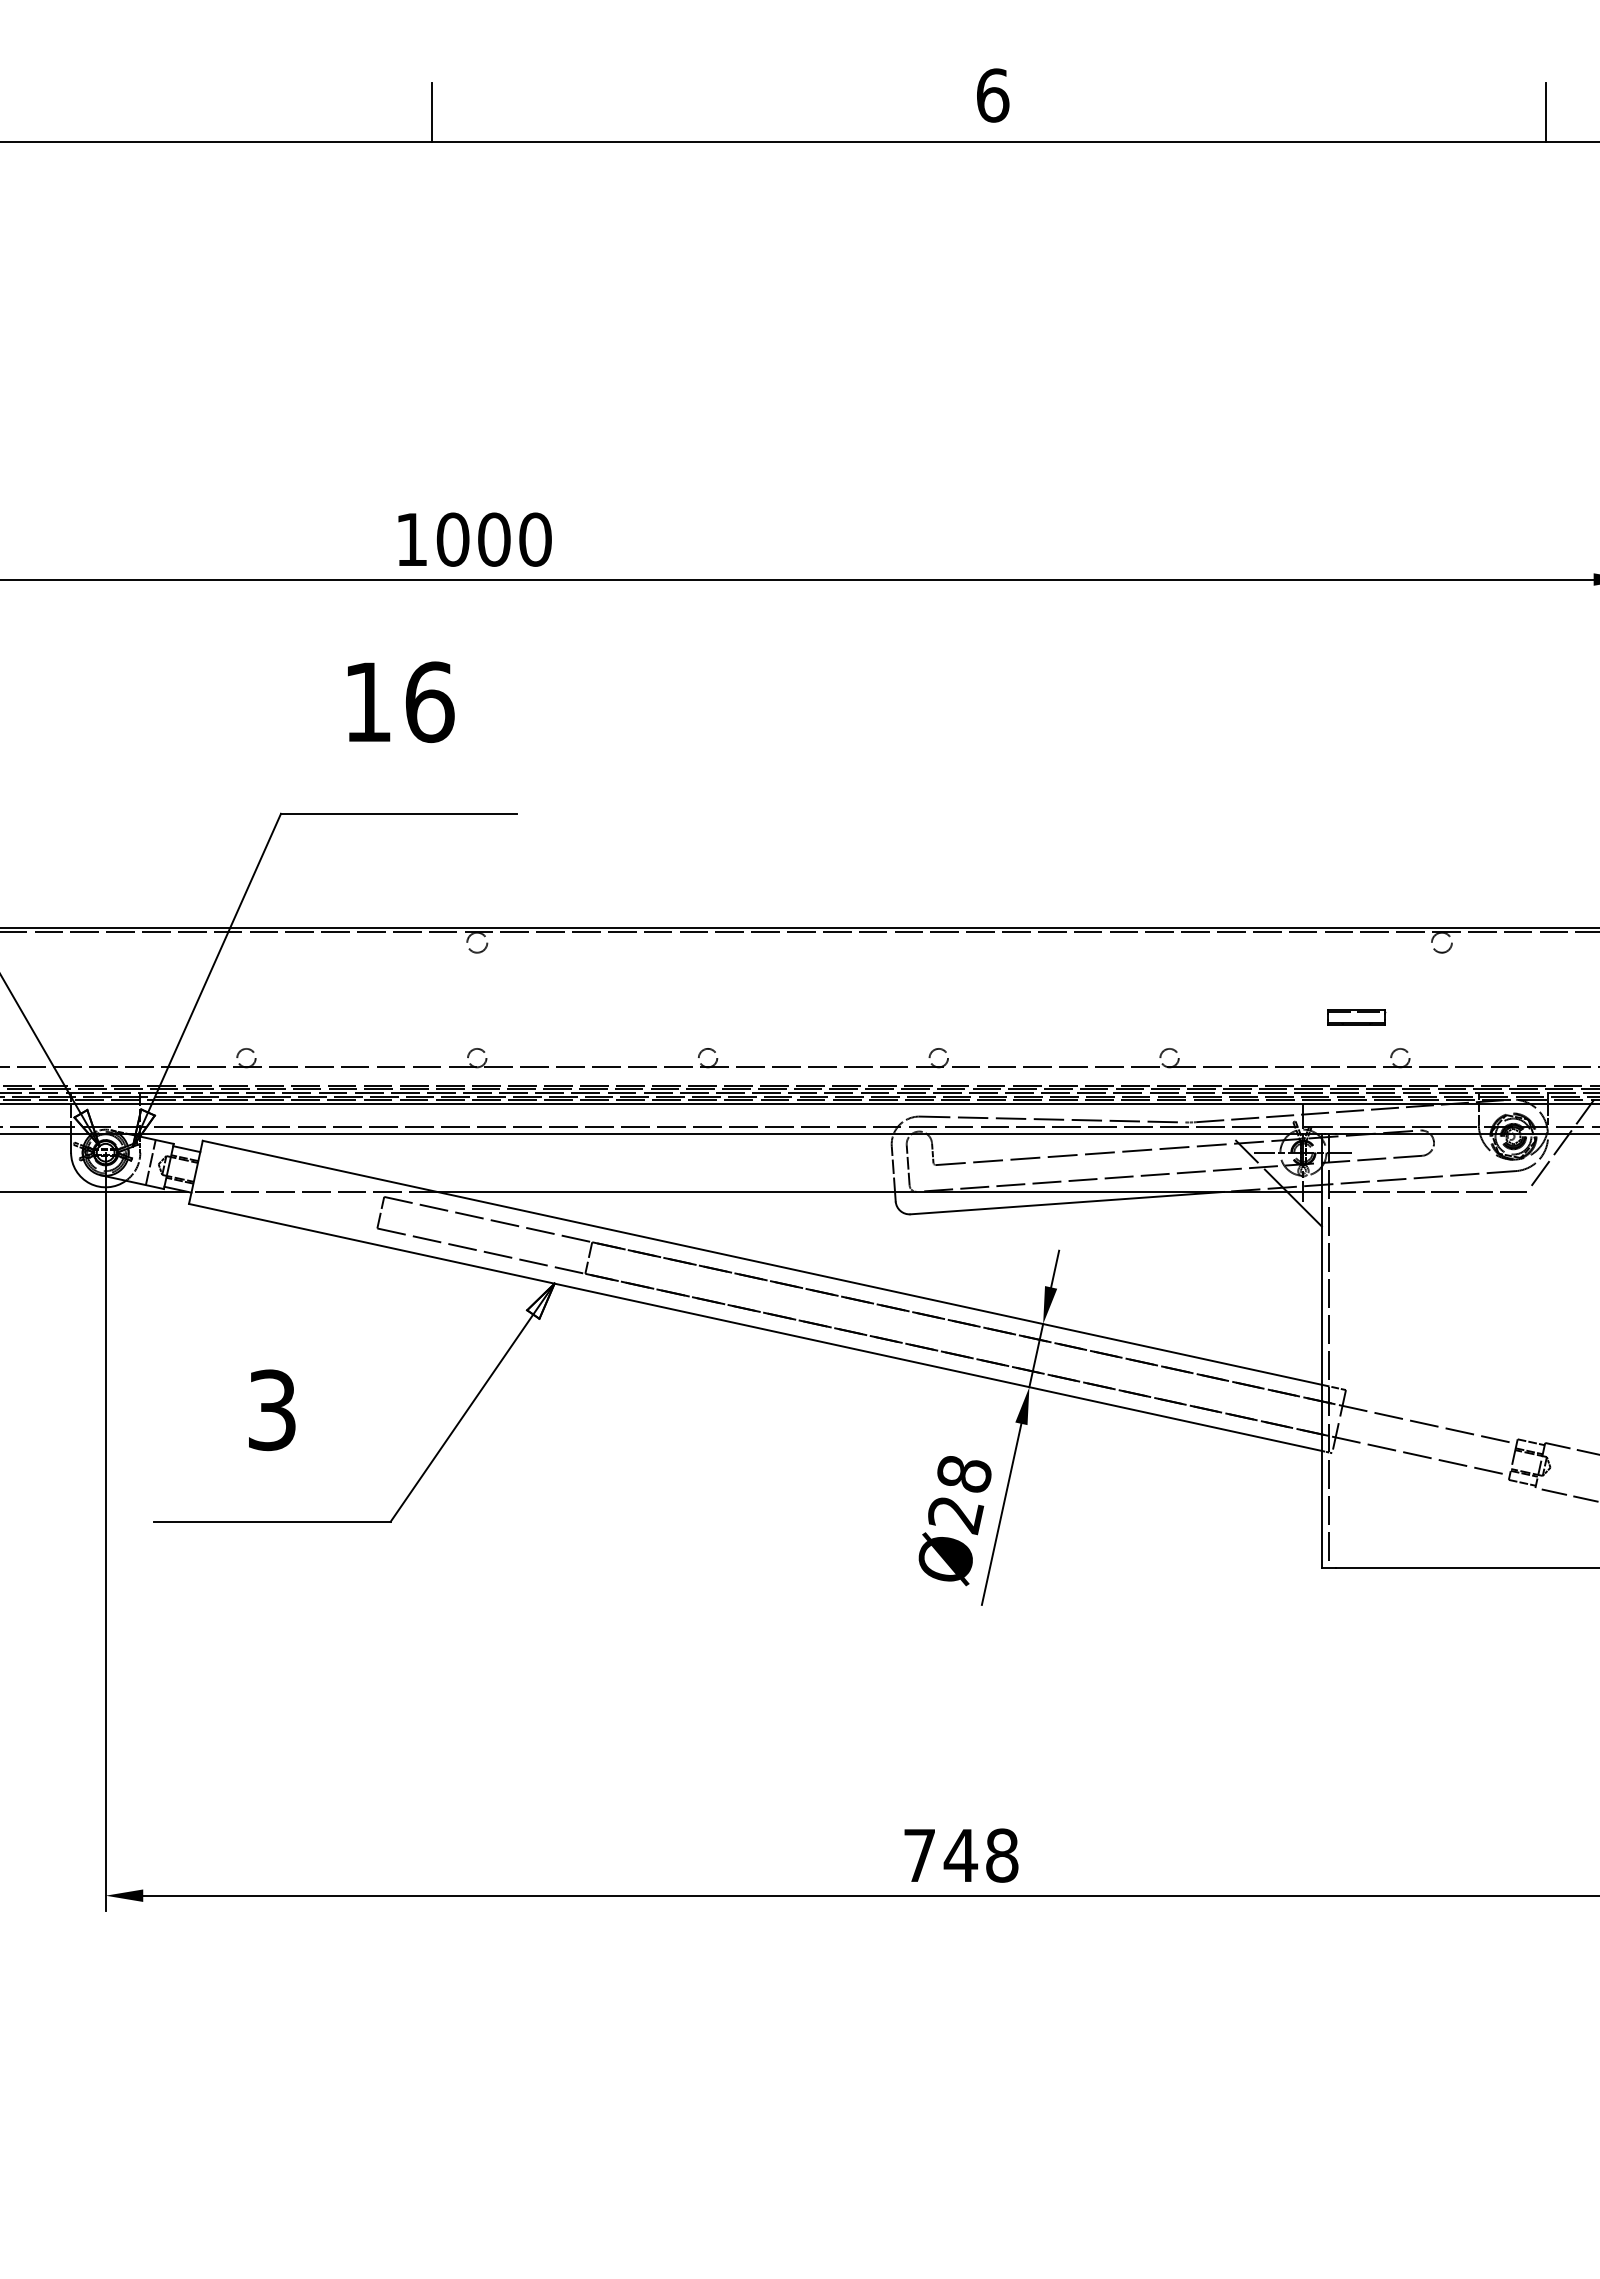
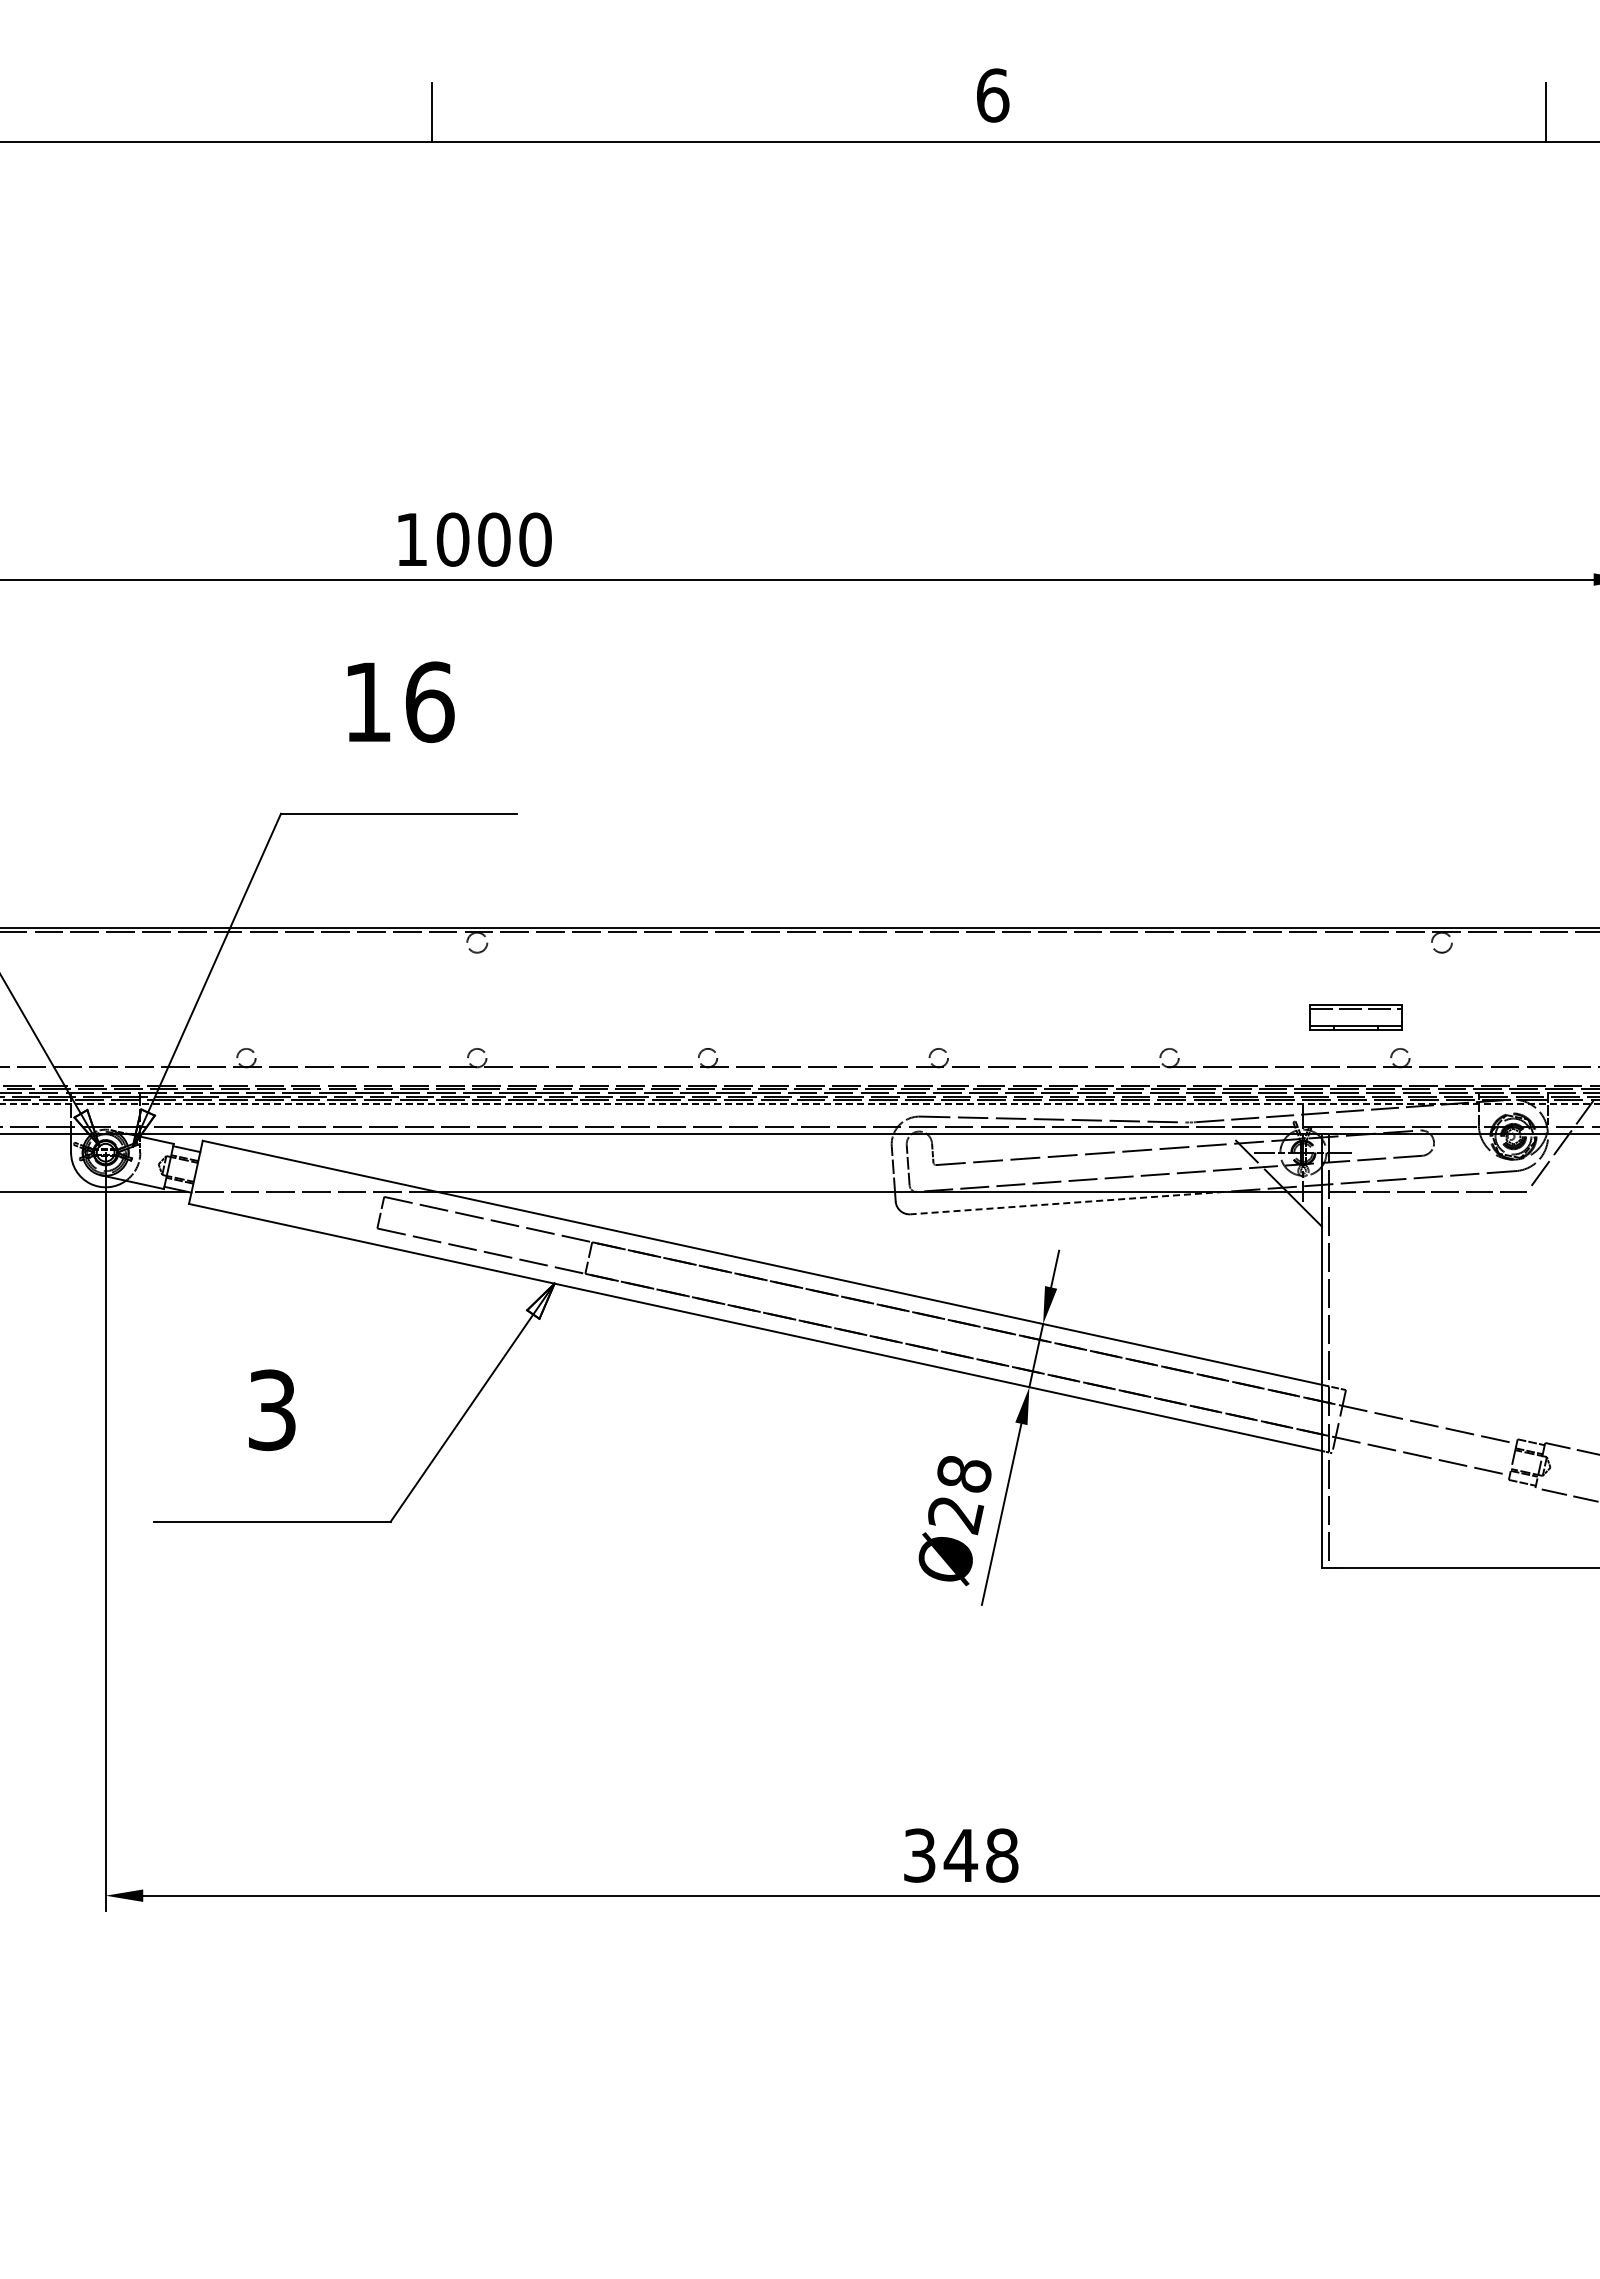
part size: 60x17 px -> 94x27 px (1355, 1017)
line: solid -> dashed (799, 1104)
line: present -> none (150, 1162)
line: solid -> dashed (1066, 1203)
text: 748 -> 348 (919, 1855)
